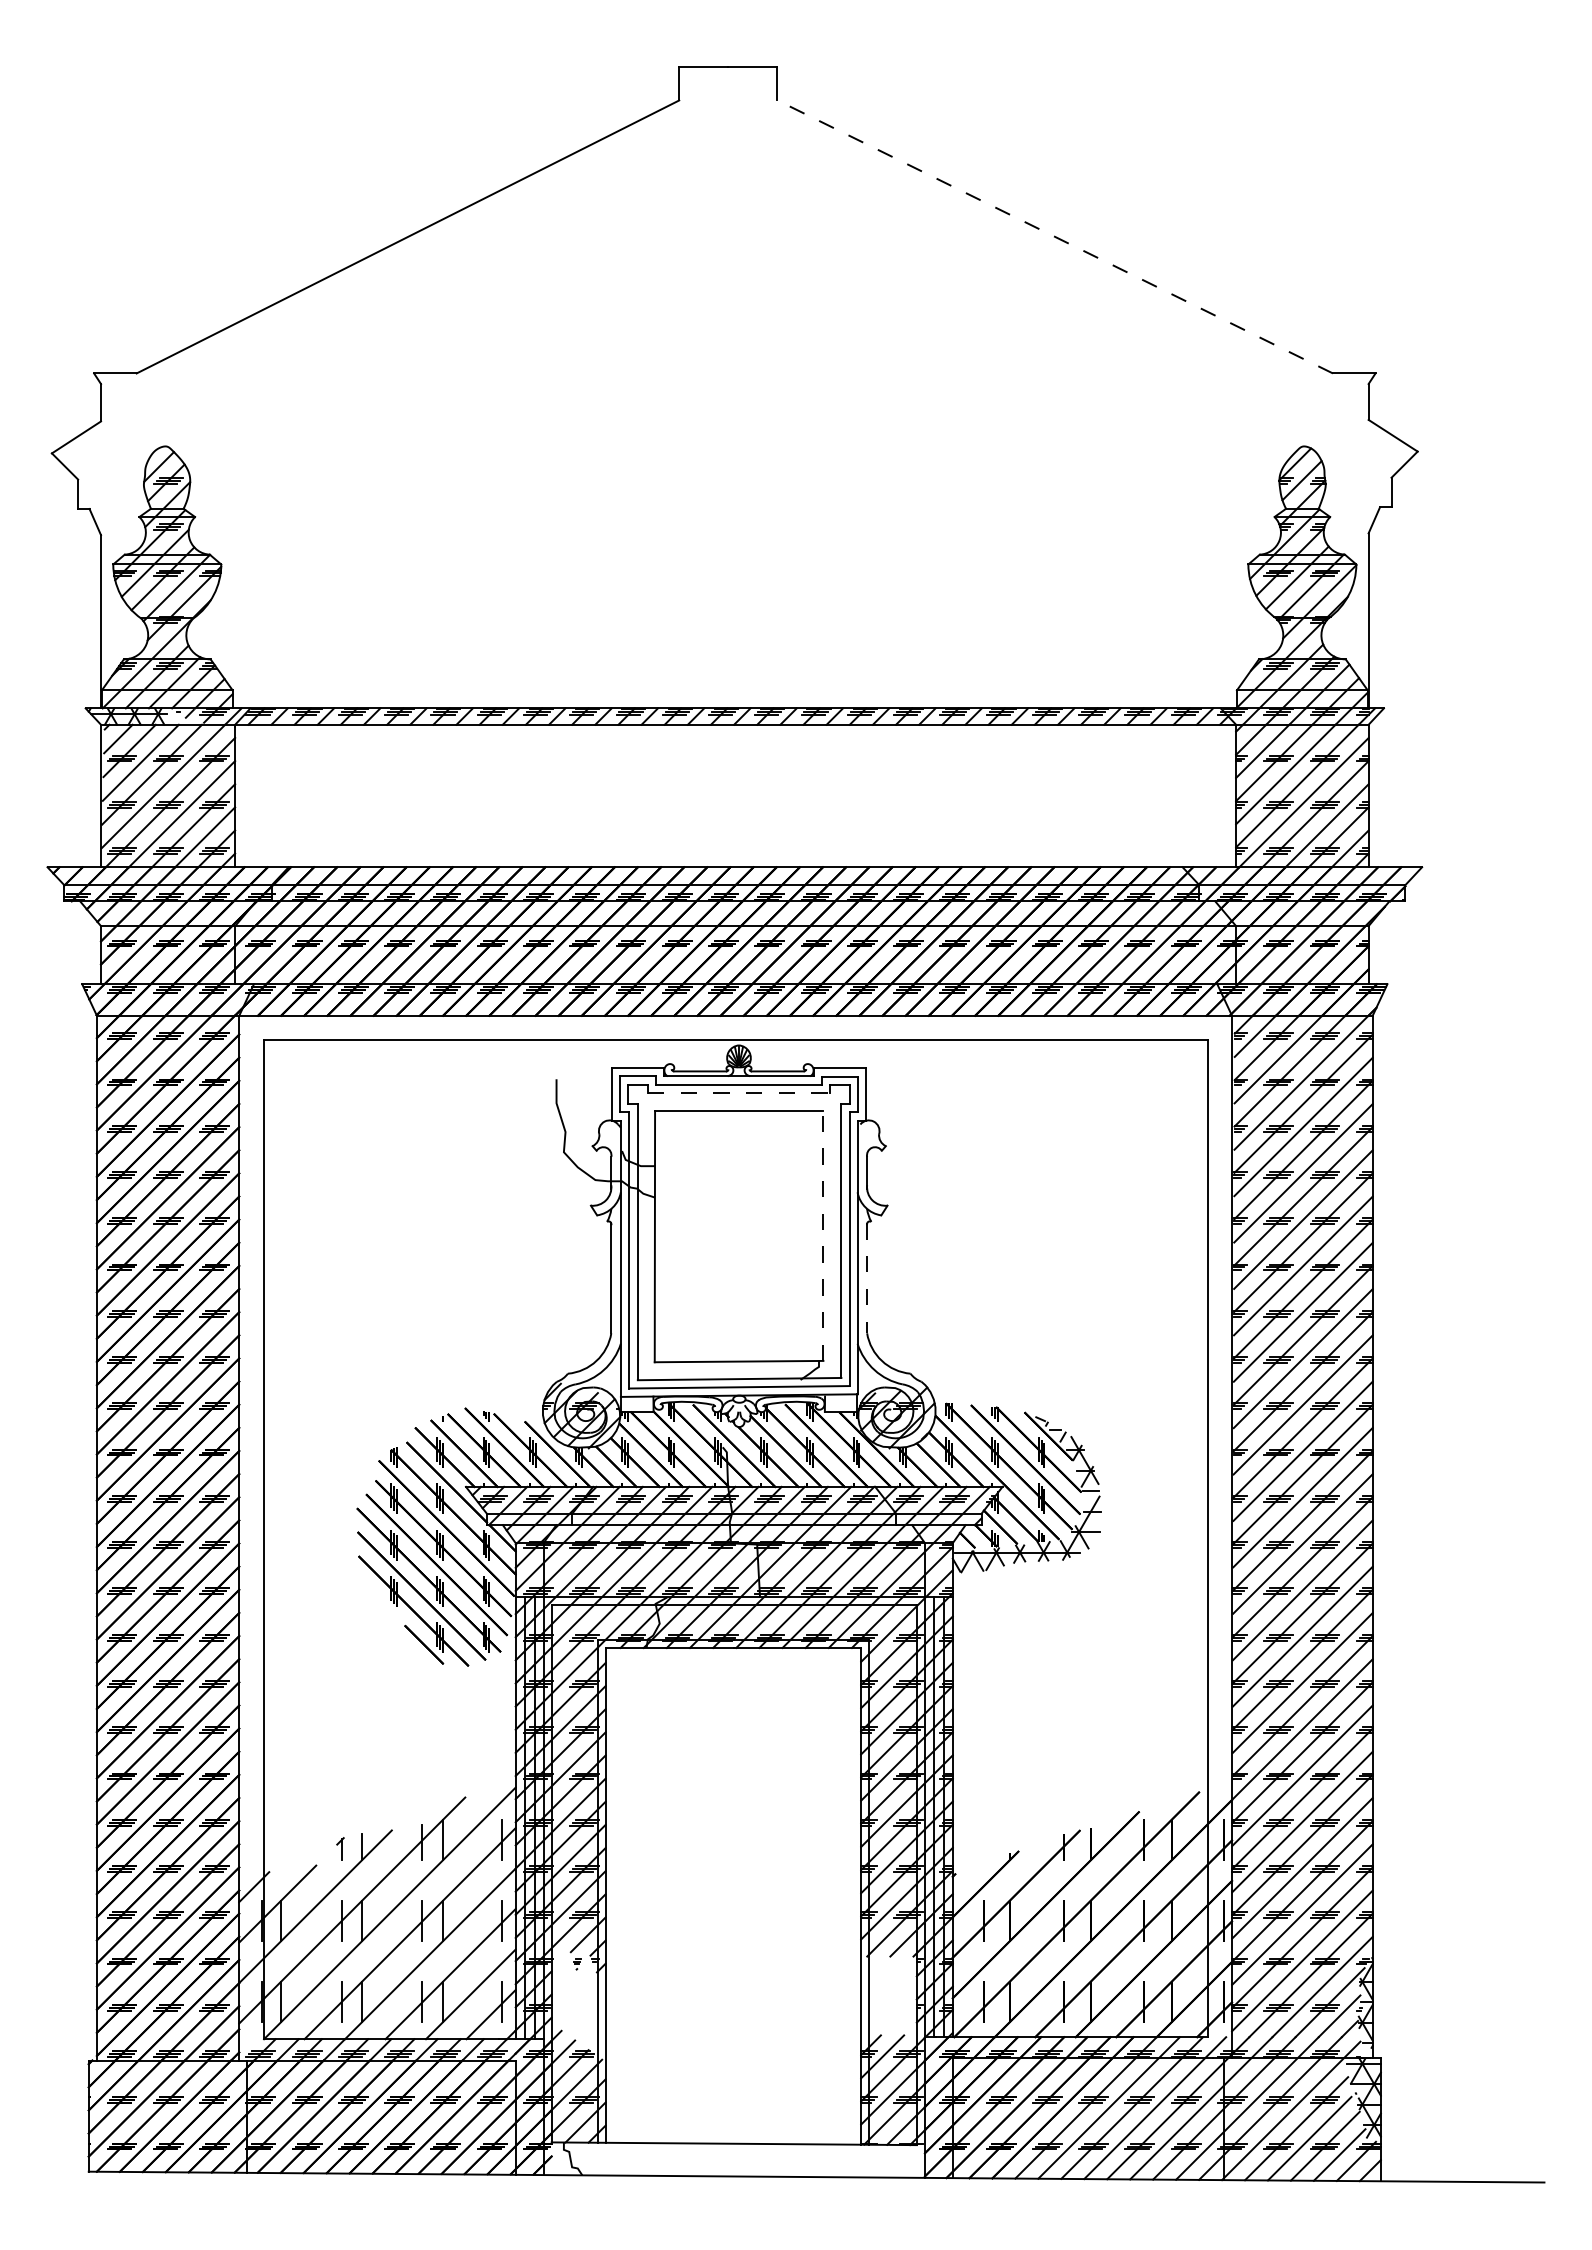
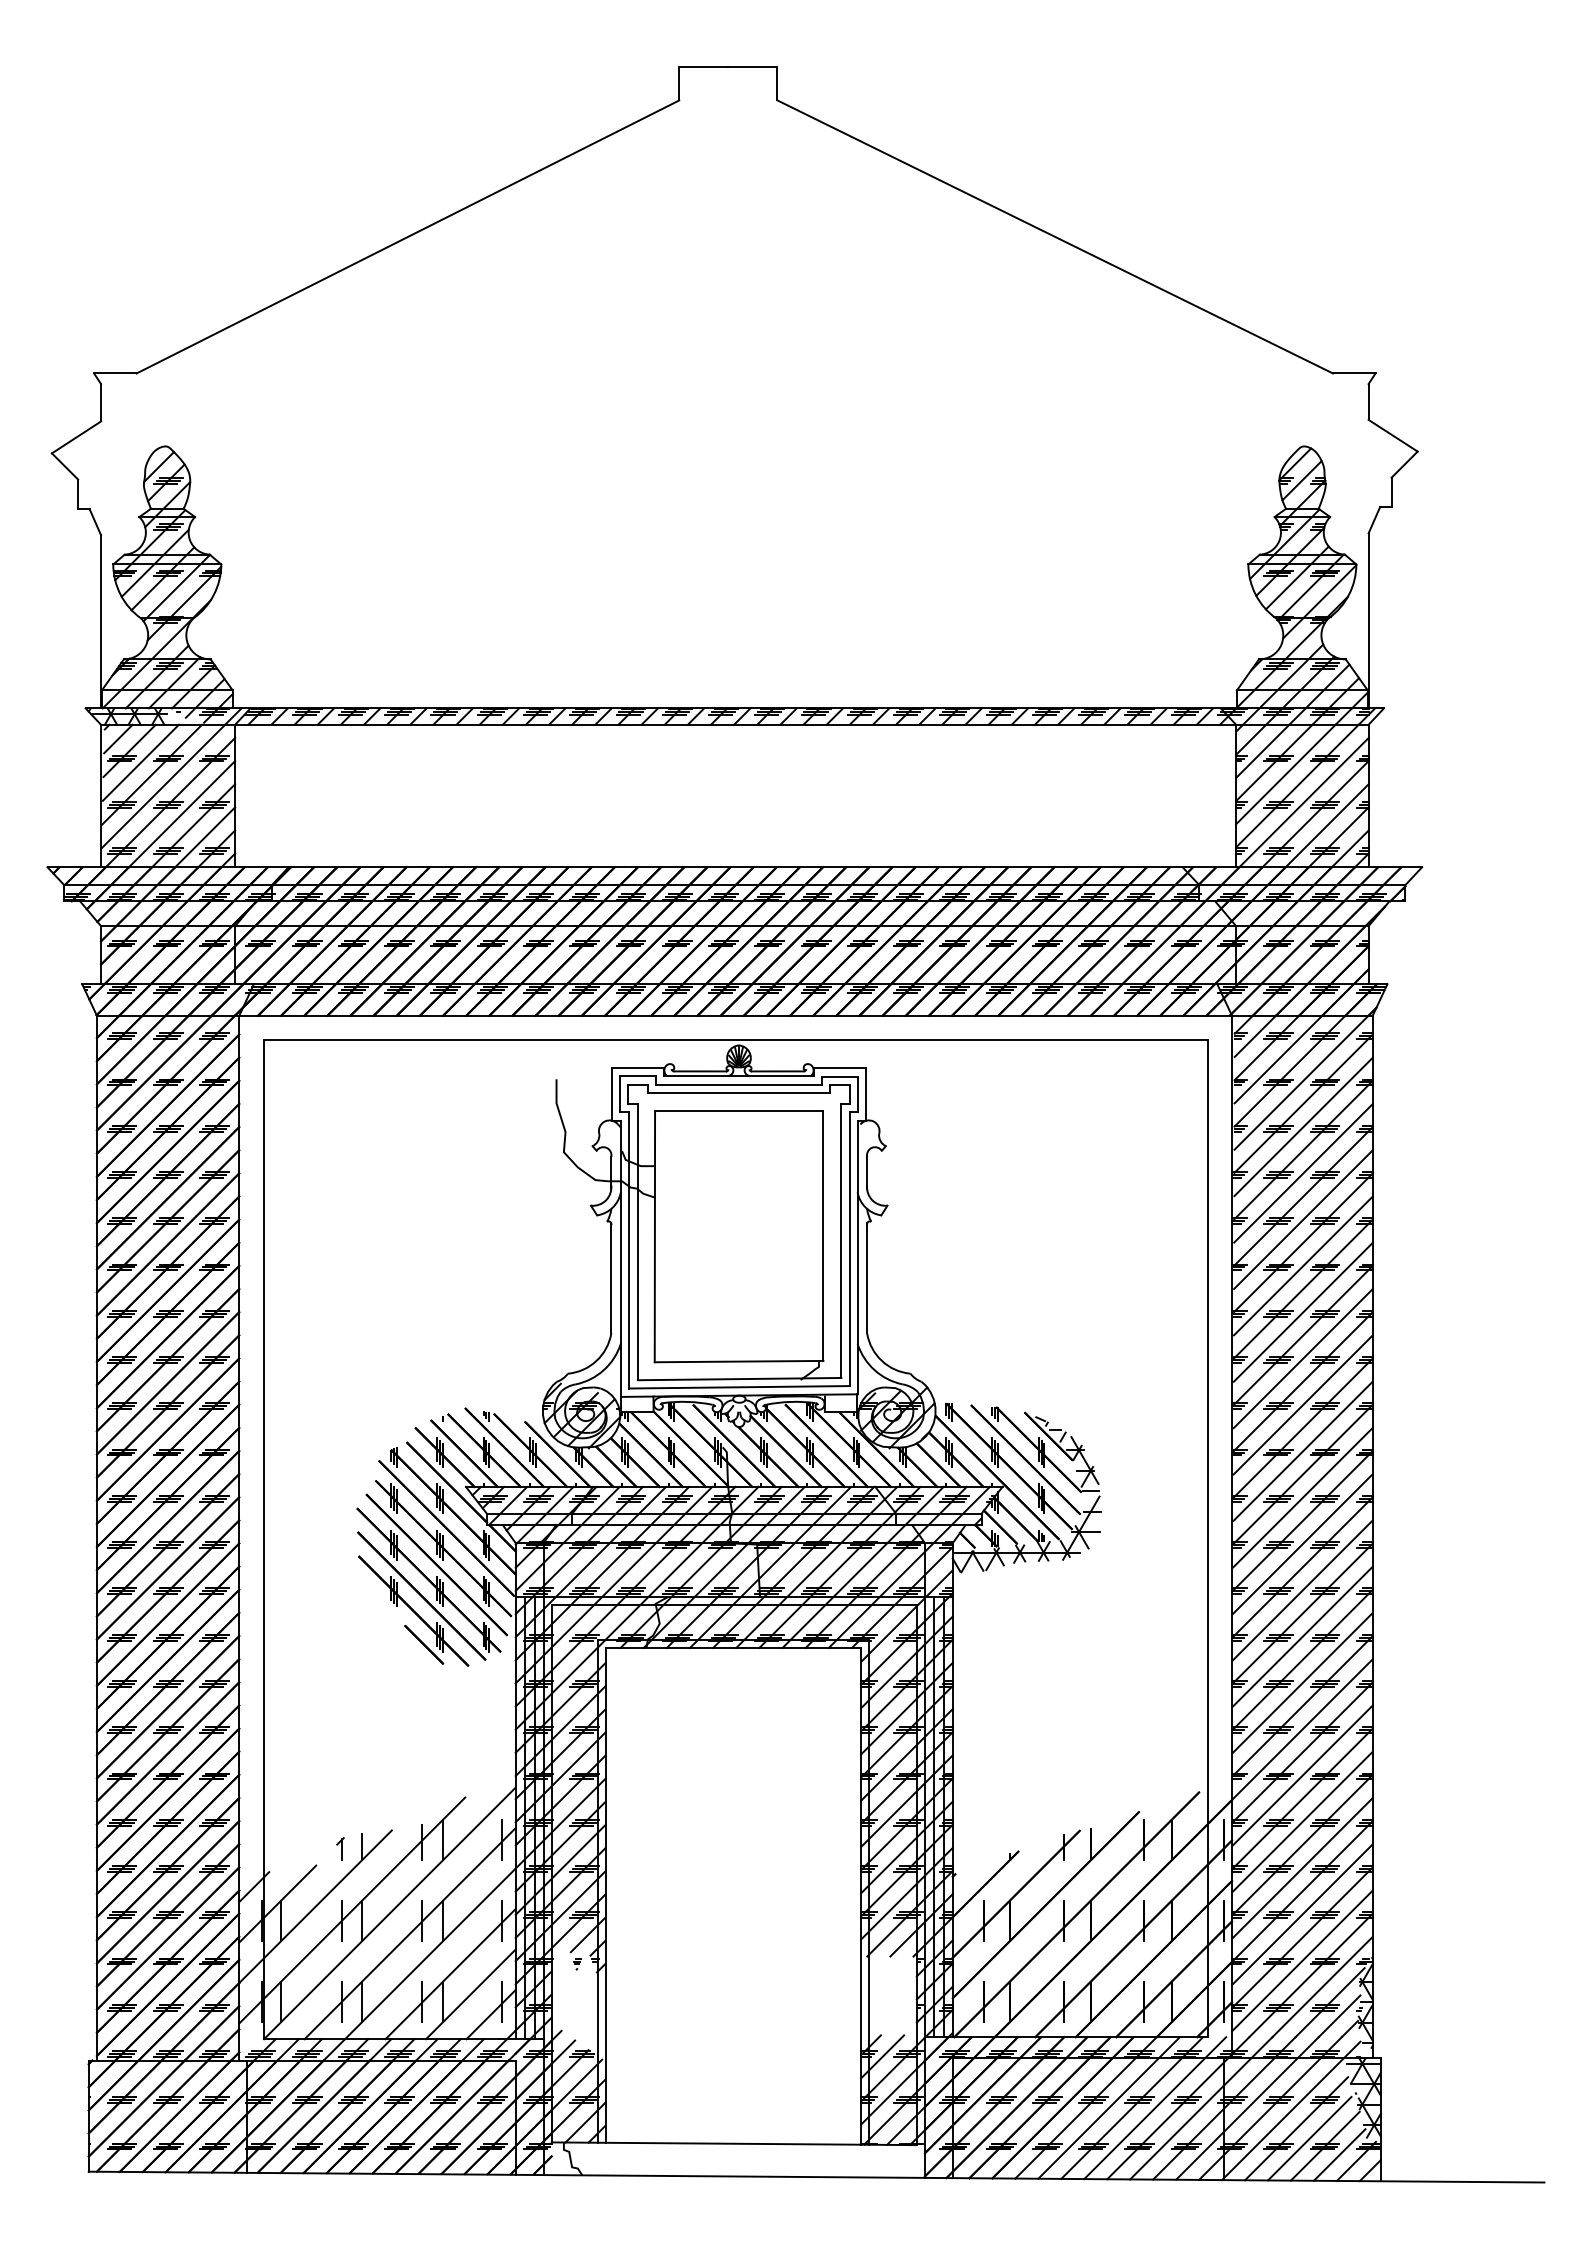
line: dashed -> solid (1055, 236)
line: dashed -> solid (739, 1092)
line: dashed -> solid (823, 1235)
line: dashed -> solid (867, 1278)
